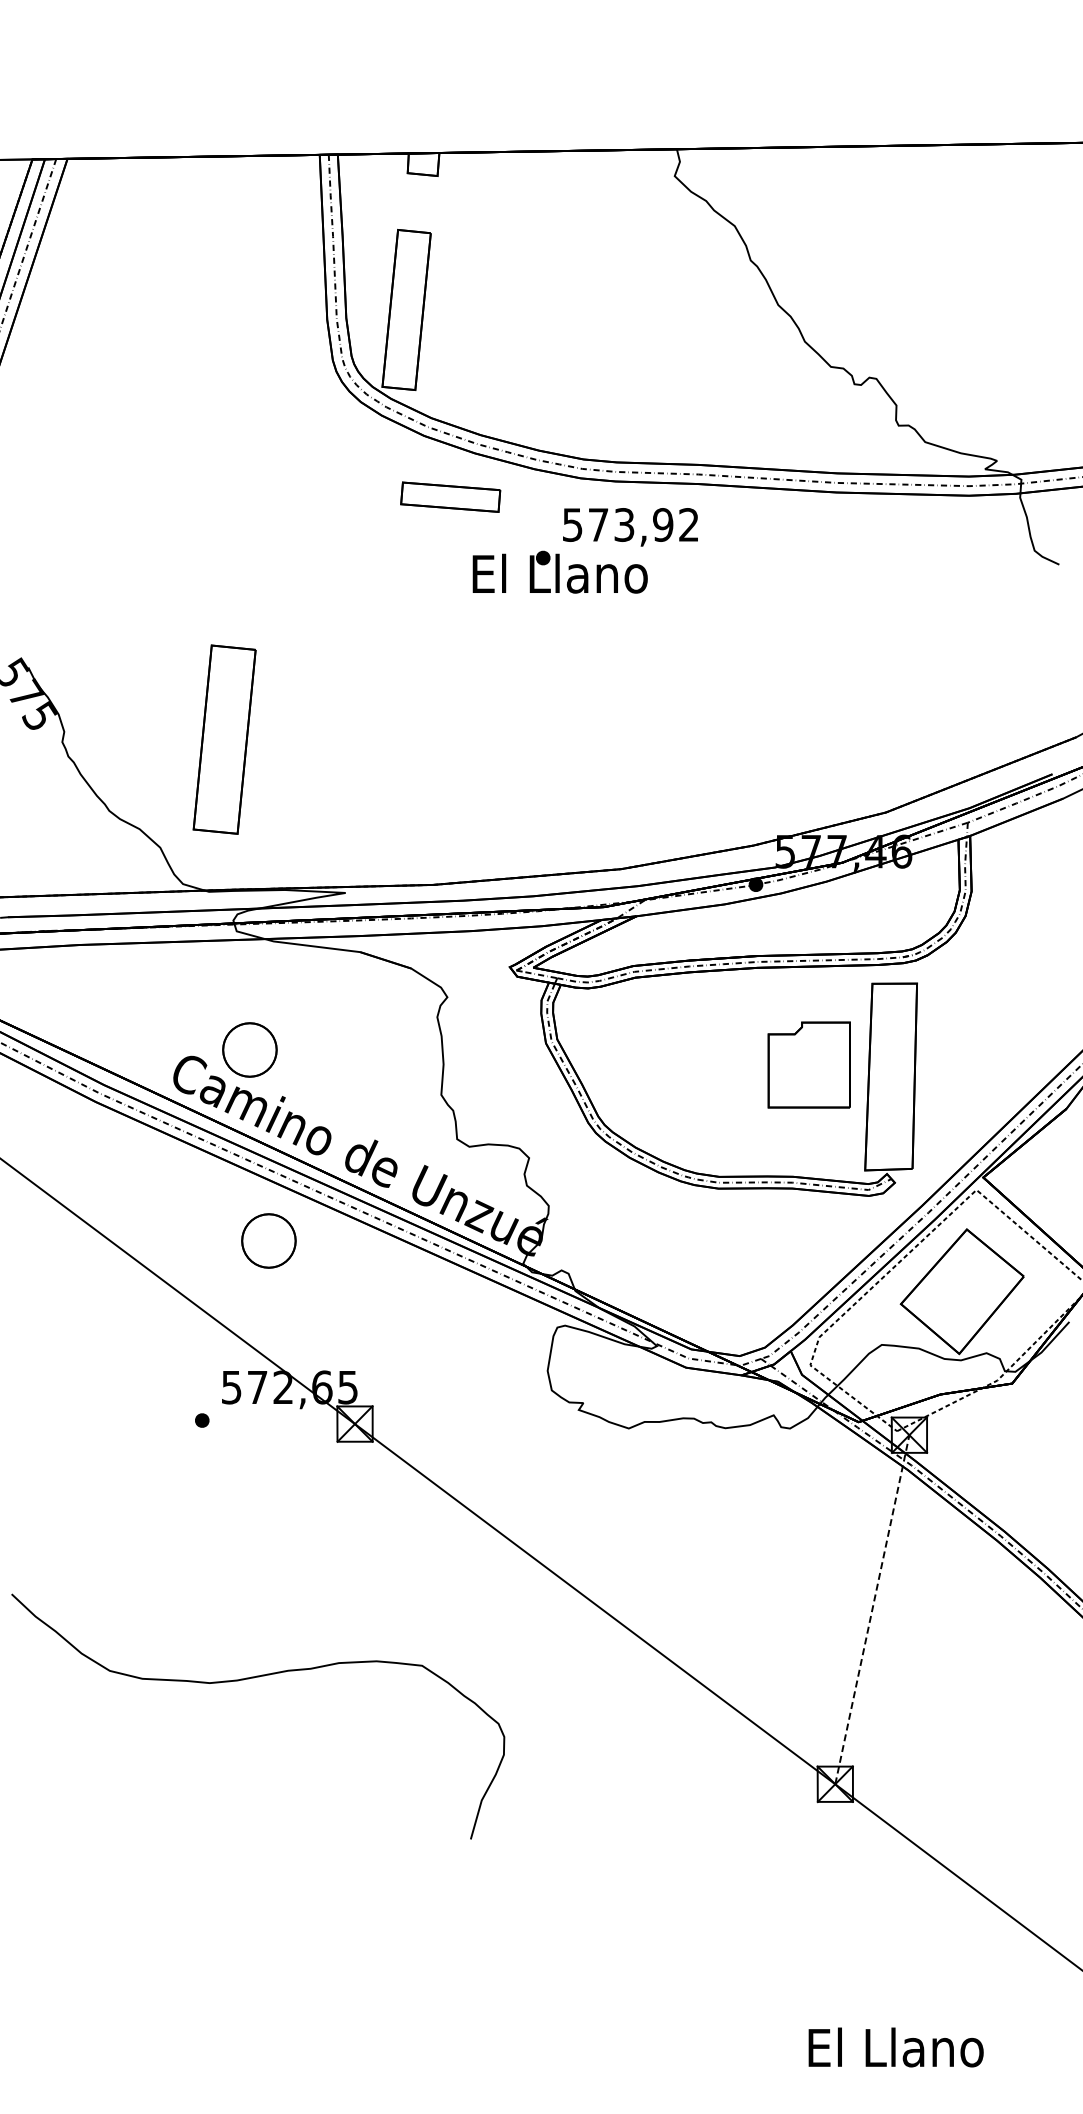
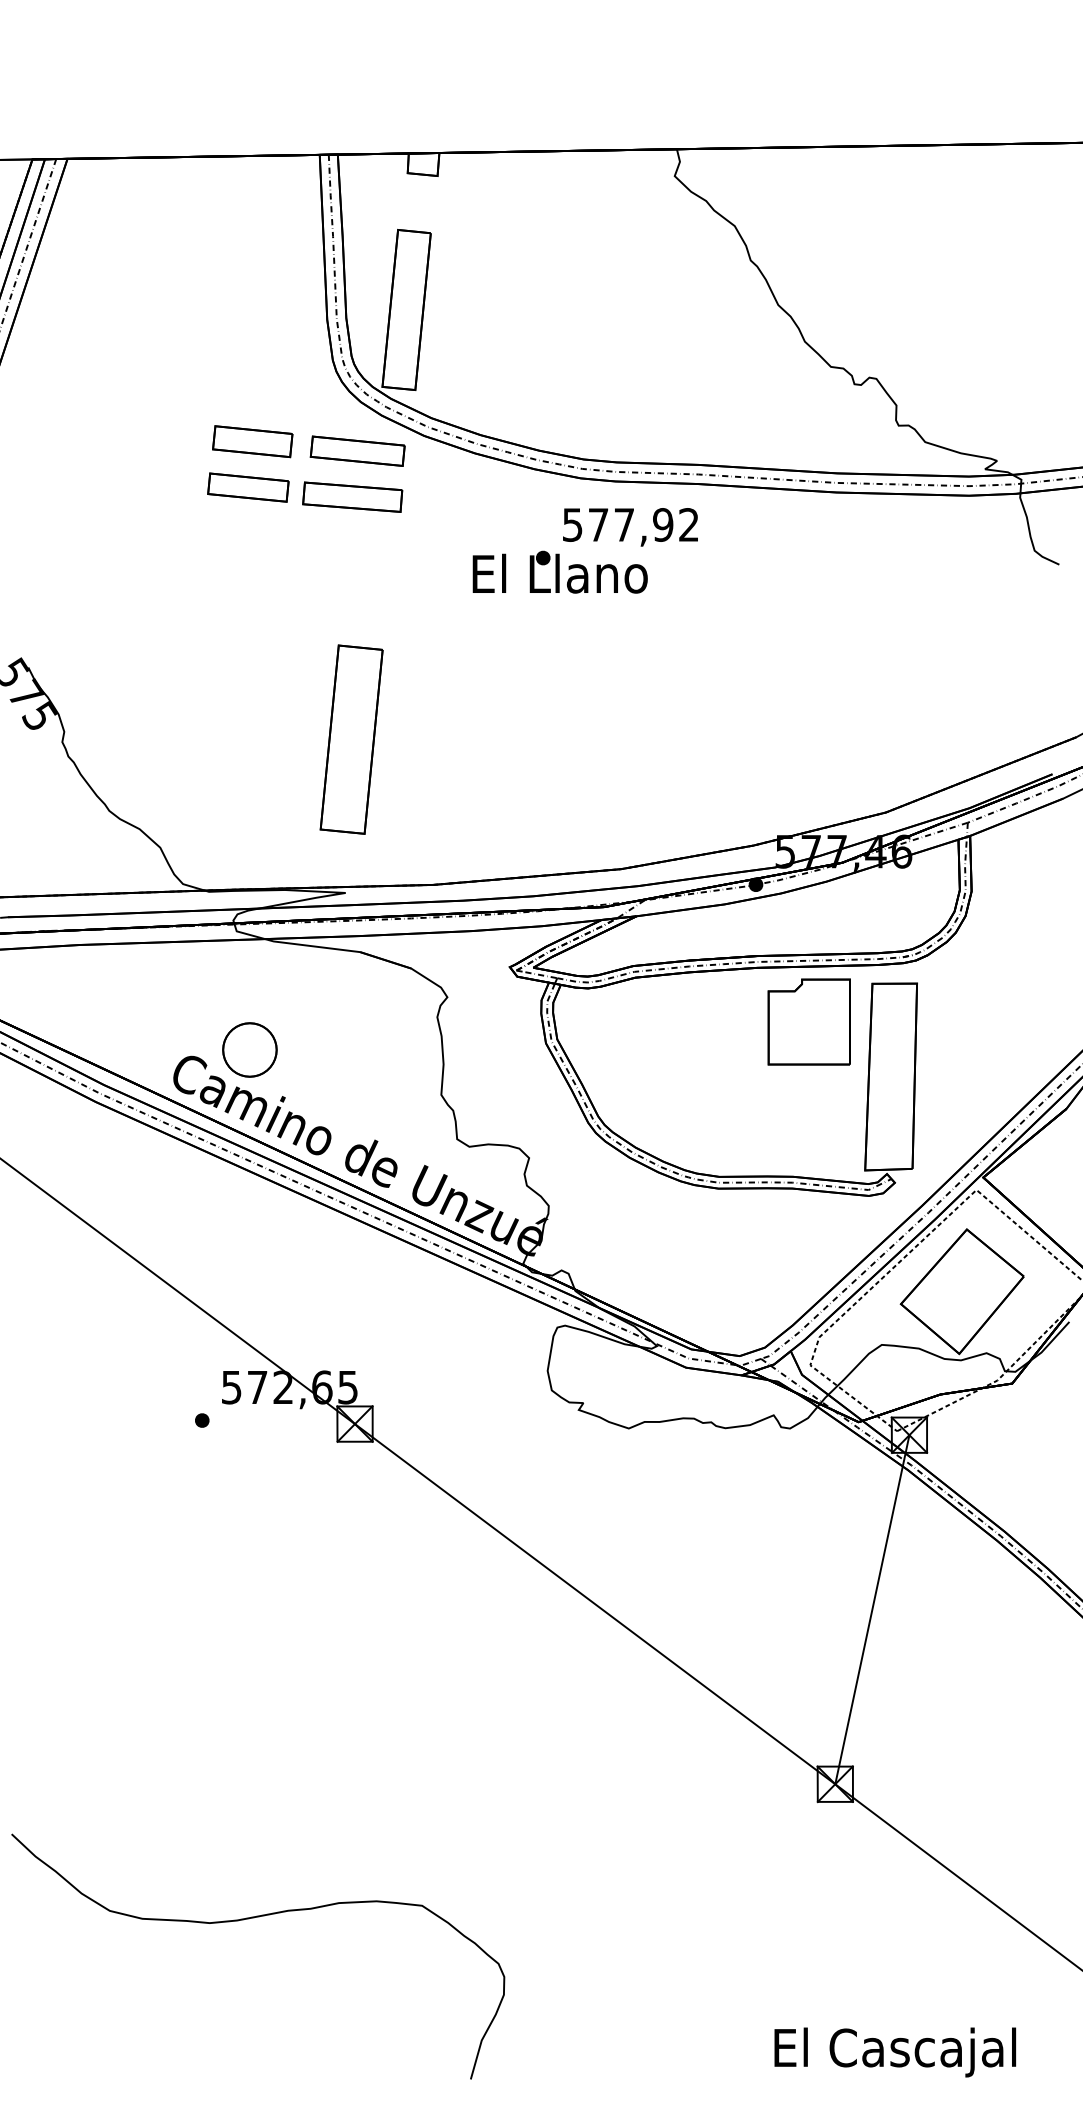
part: none -> present (252, 441)
part: none -> present (357, 450)
part: none -> present (248, 487)
part position: (450, 496) -> (352, 496) (352, 496)
text: 573,92 -> 577,92 (624, 524)
part position: (224, 739) -> (351, 739) (351, 739)
part position: (808, 1064) -> (808, 1021) (808, 1021)
part: present -> none (268, 1240)
line: dashed -> solid (872, 1609)
curve position: (249, 1679) -> (249, 1919) (249, 1919)
text: El Llano -> El Cascajal (895, 2052)
